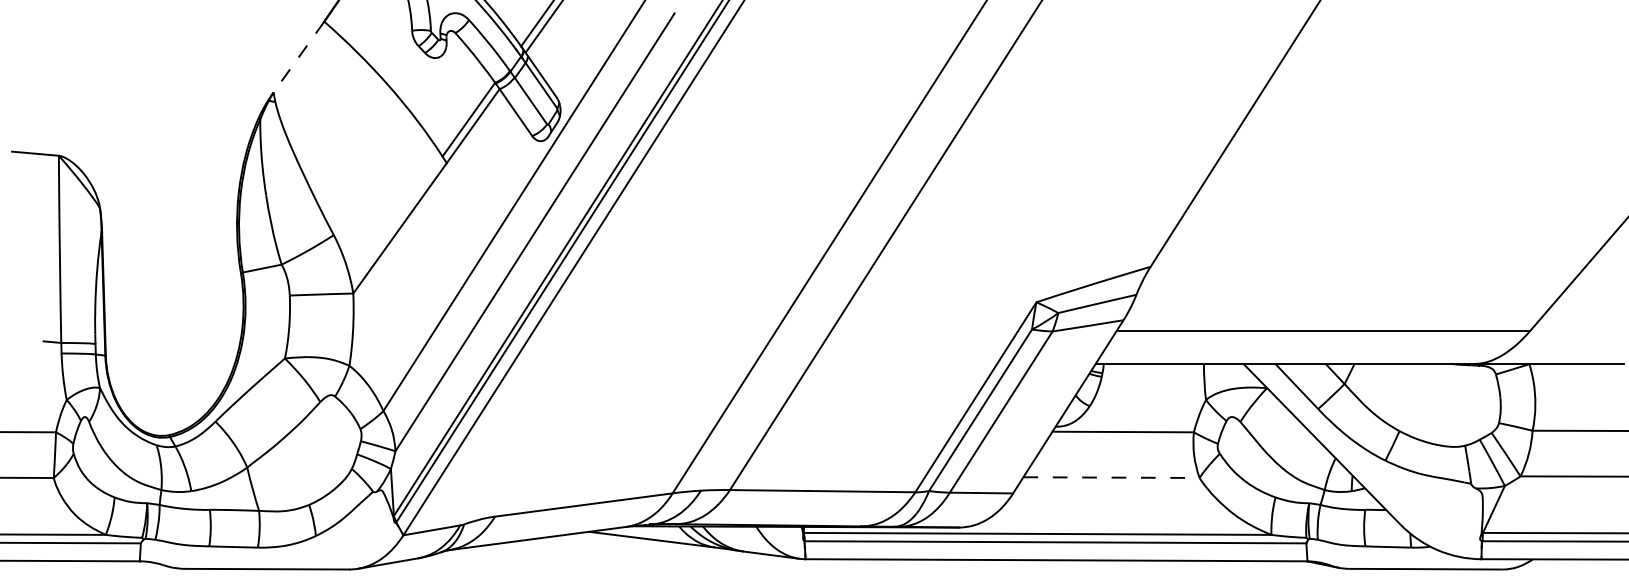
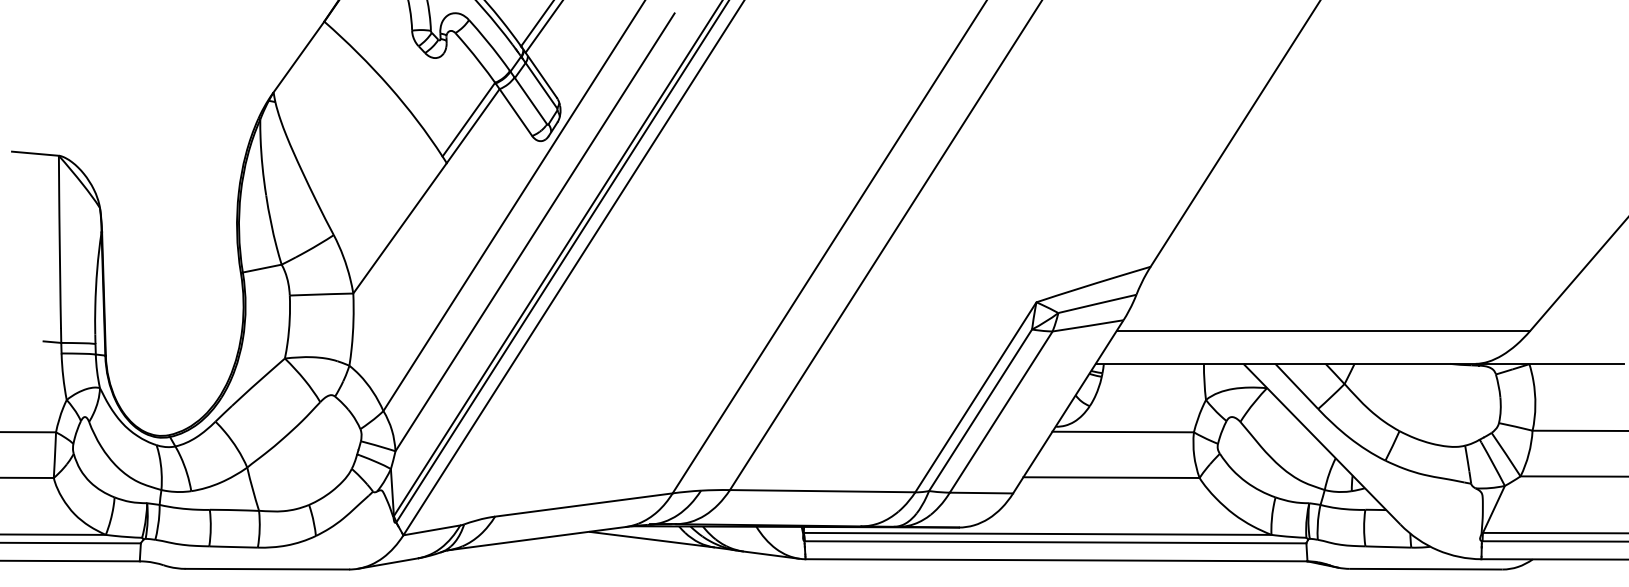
line: dashed -> solid (298, 57)
line: dashed -> solid (1112, 477)
